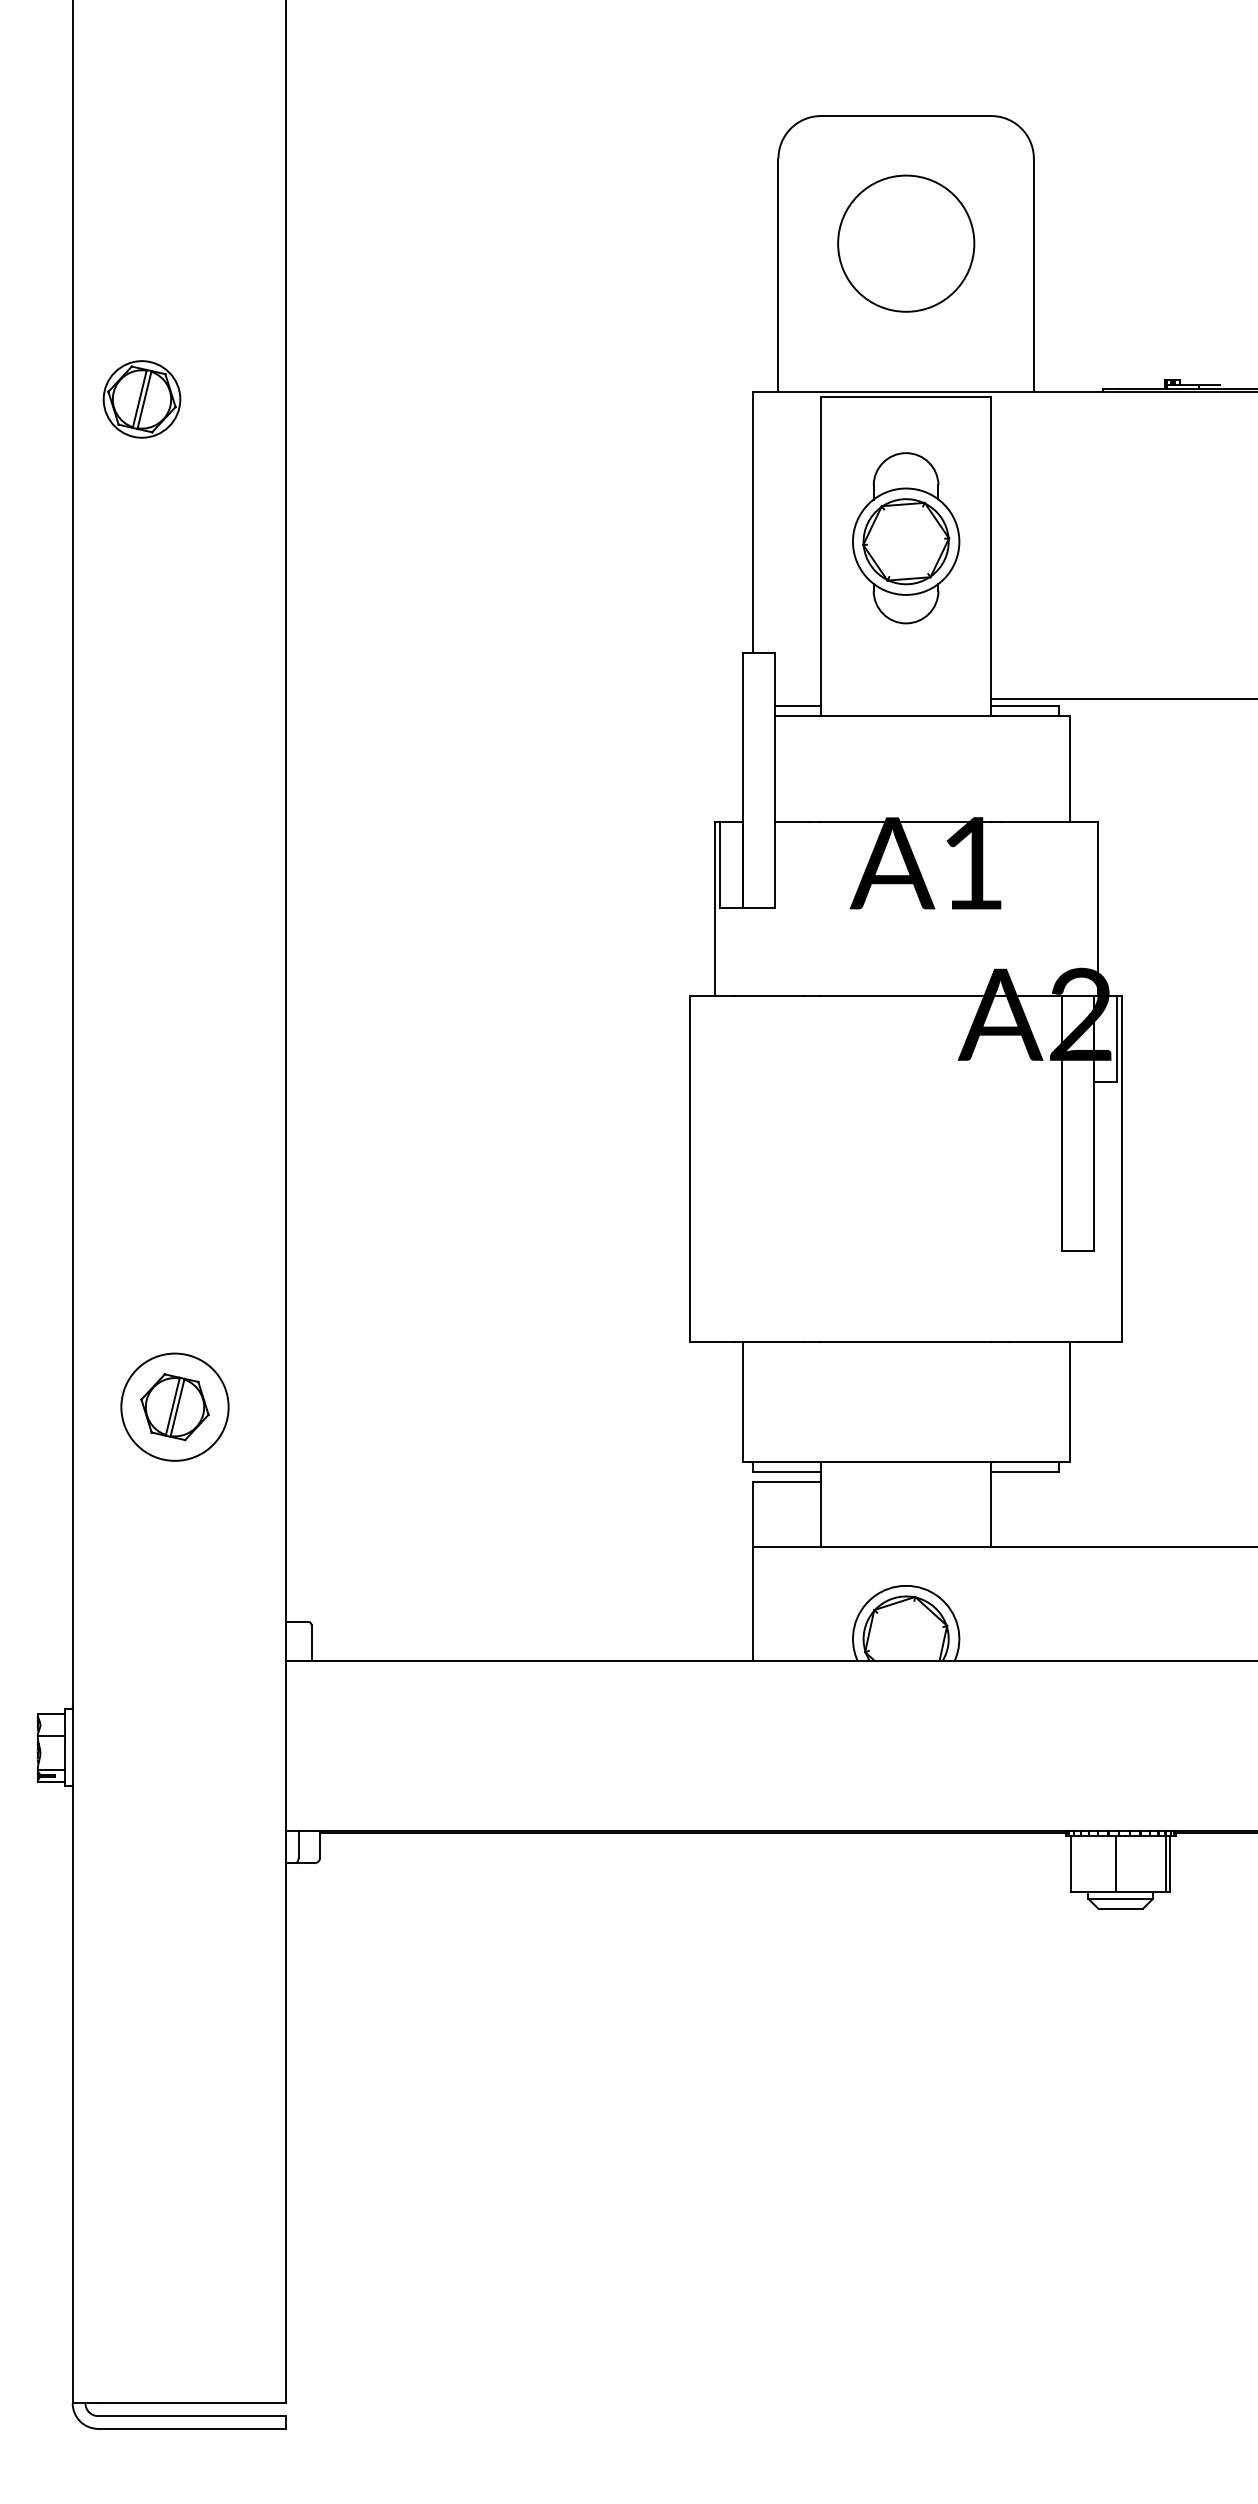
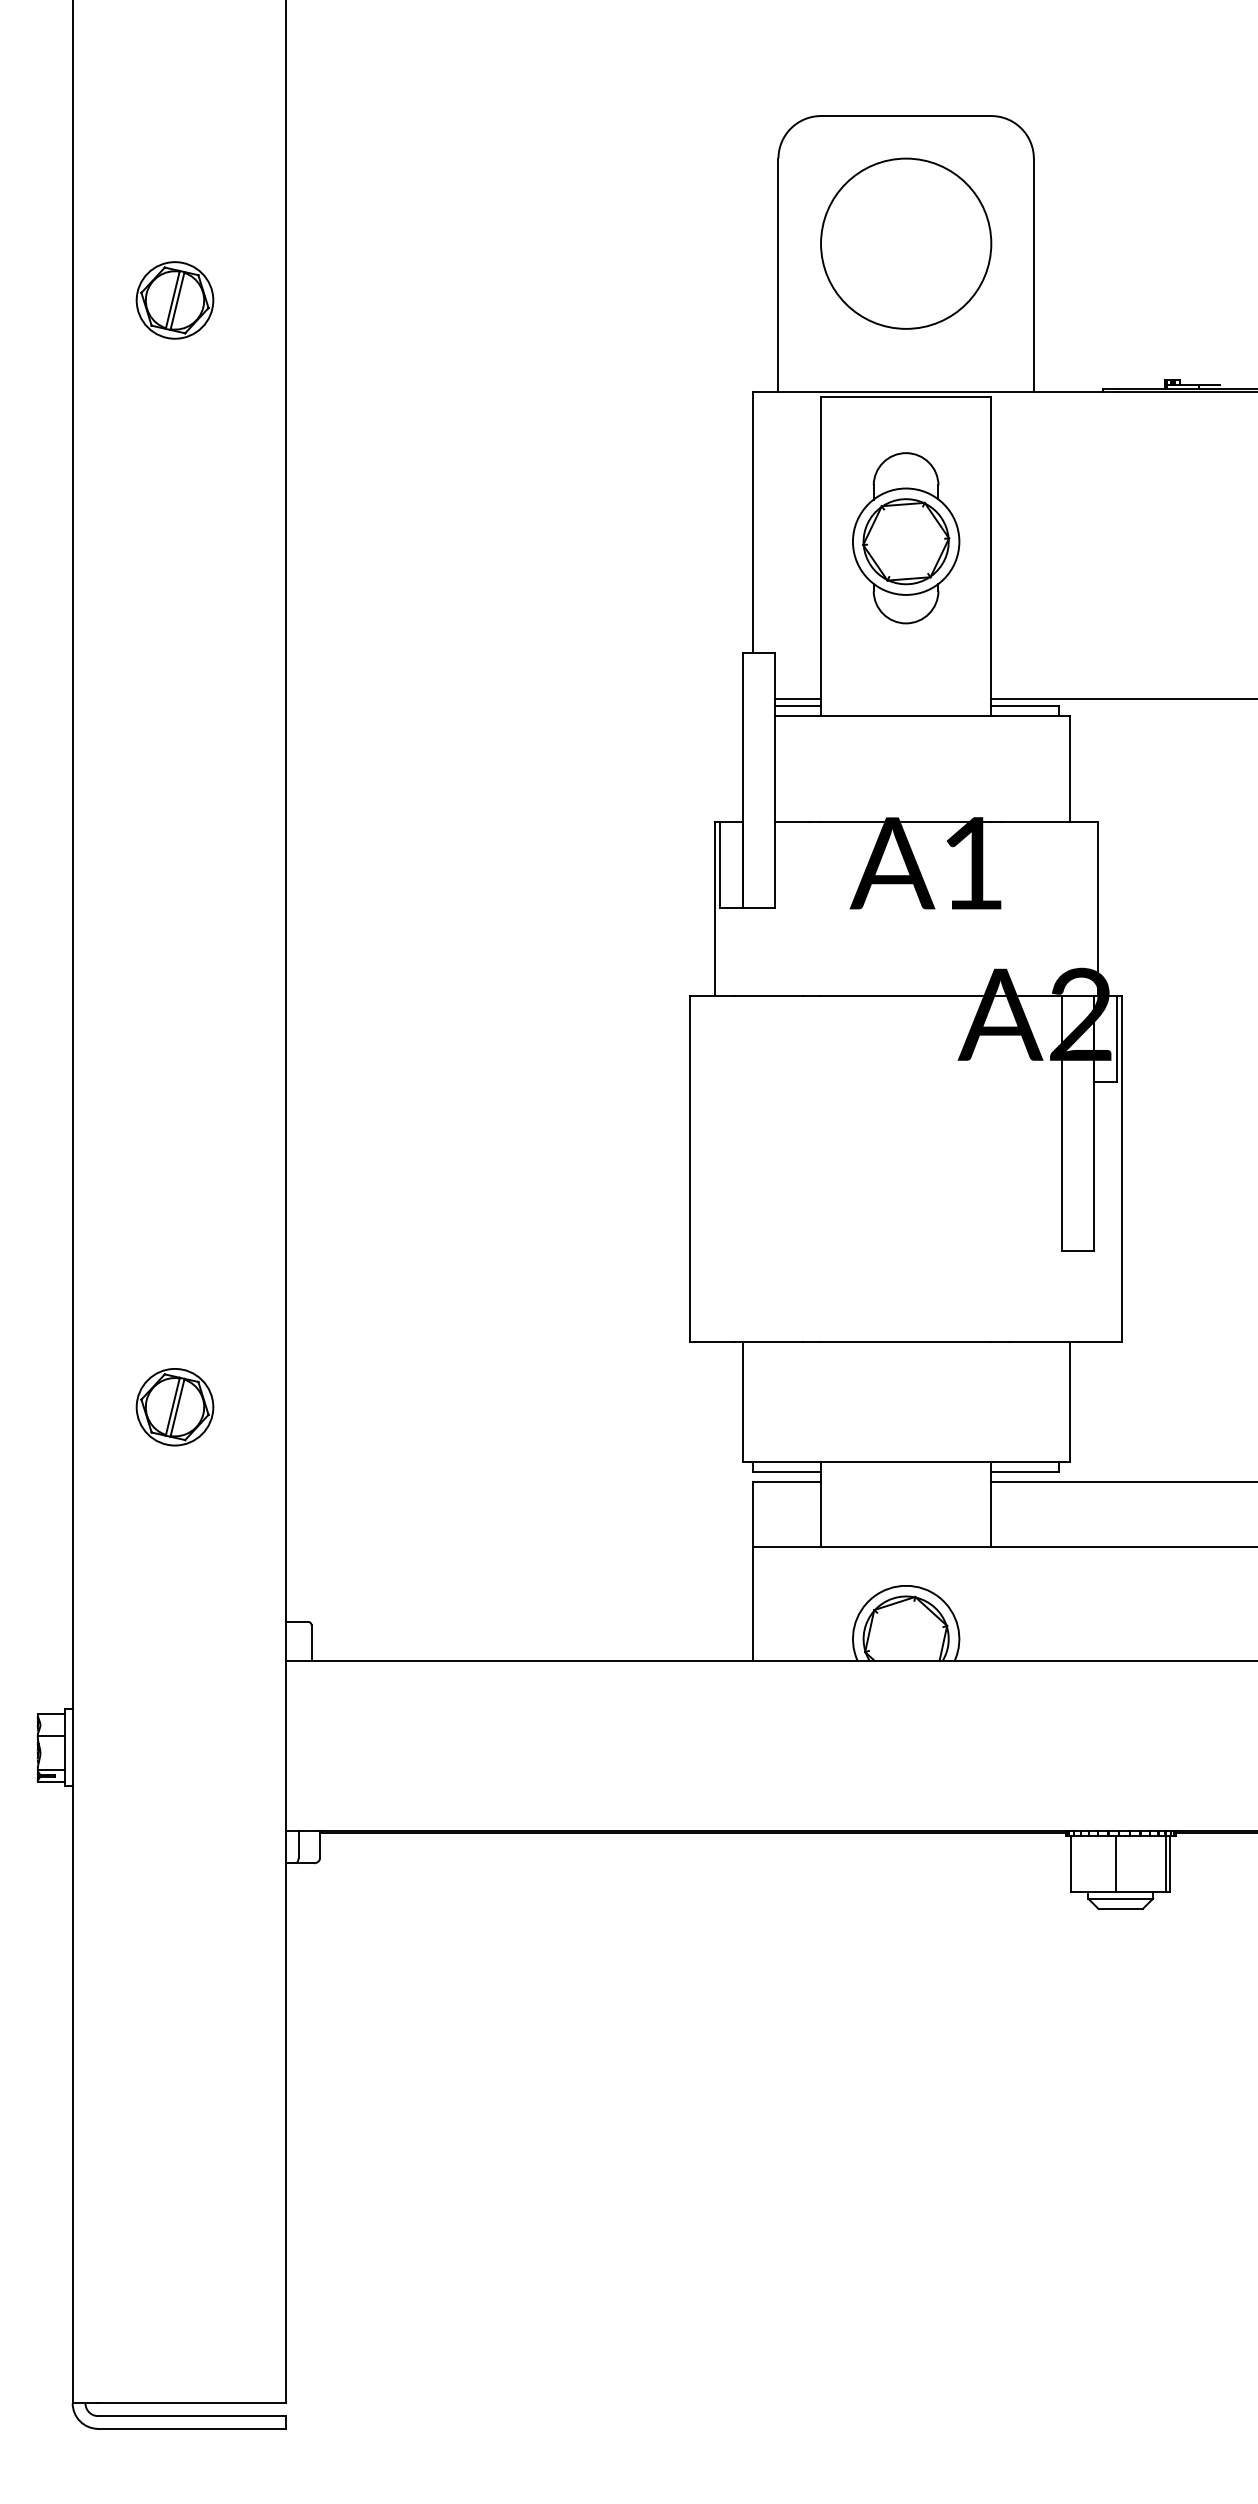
circle size: 139x139 px -> 173x173 px (906, 243)
part position: (141, 399) -> (174, 300) (174, 300)
line: none -> present (797, 698)
circle diameter: 107 px -> 77 px (174, 1406)
line: none -> present (1122, 1482)
